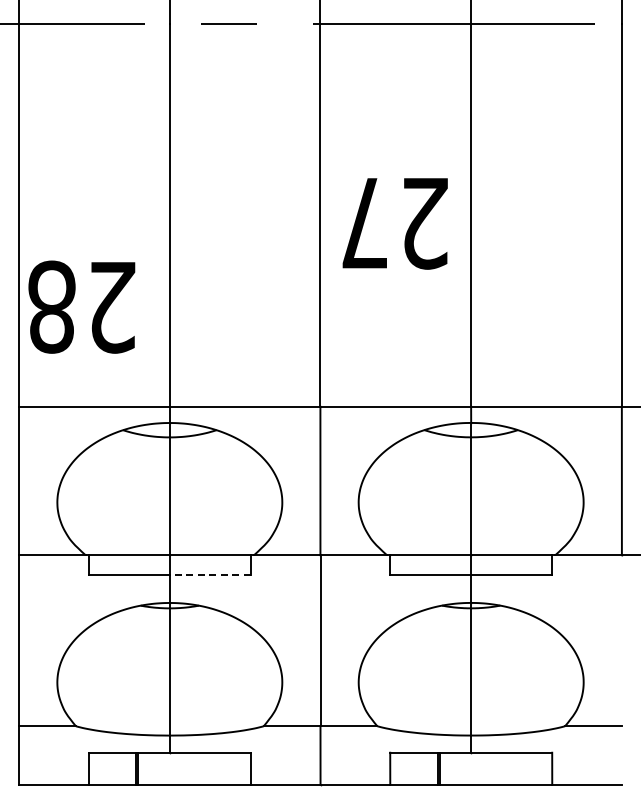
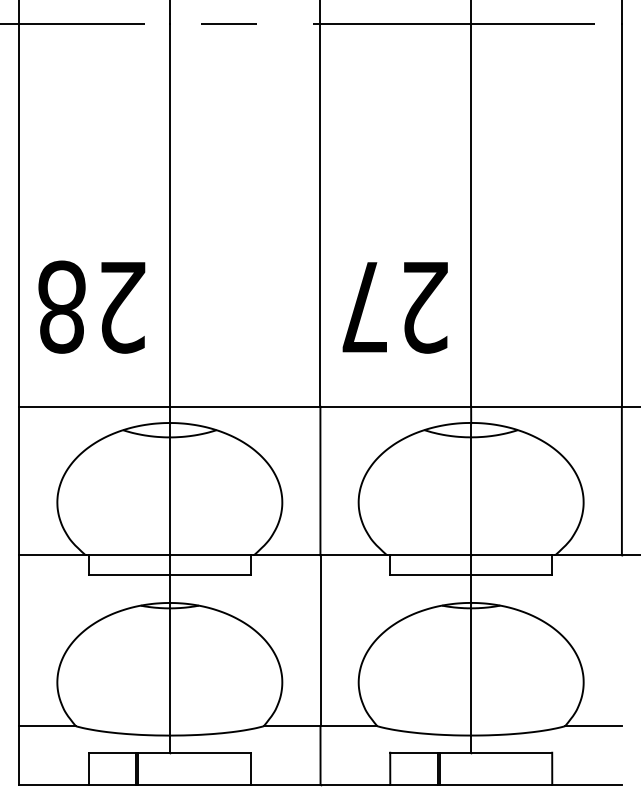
text position: (394, 223) -> (394, 307) (394, 307)
text position: (81, 306) -> (91, 306) (91, 306)
line: dashed -> solid (209, 575)
